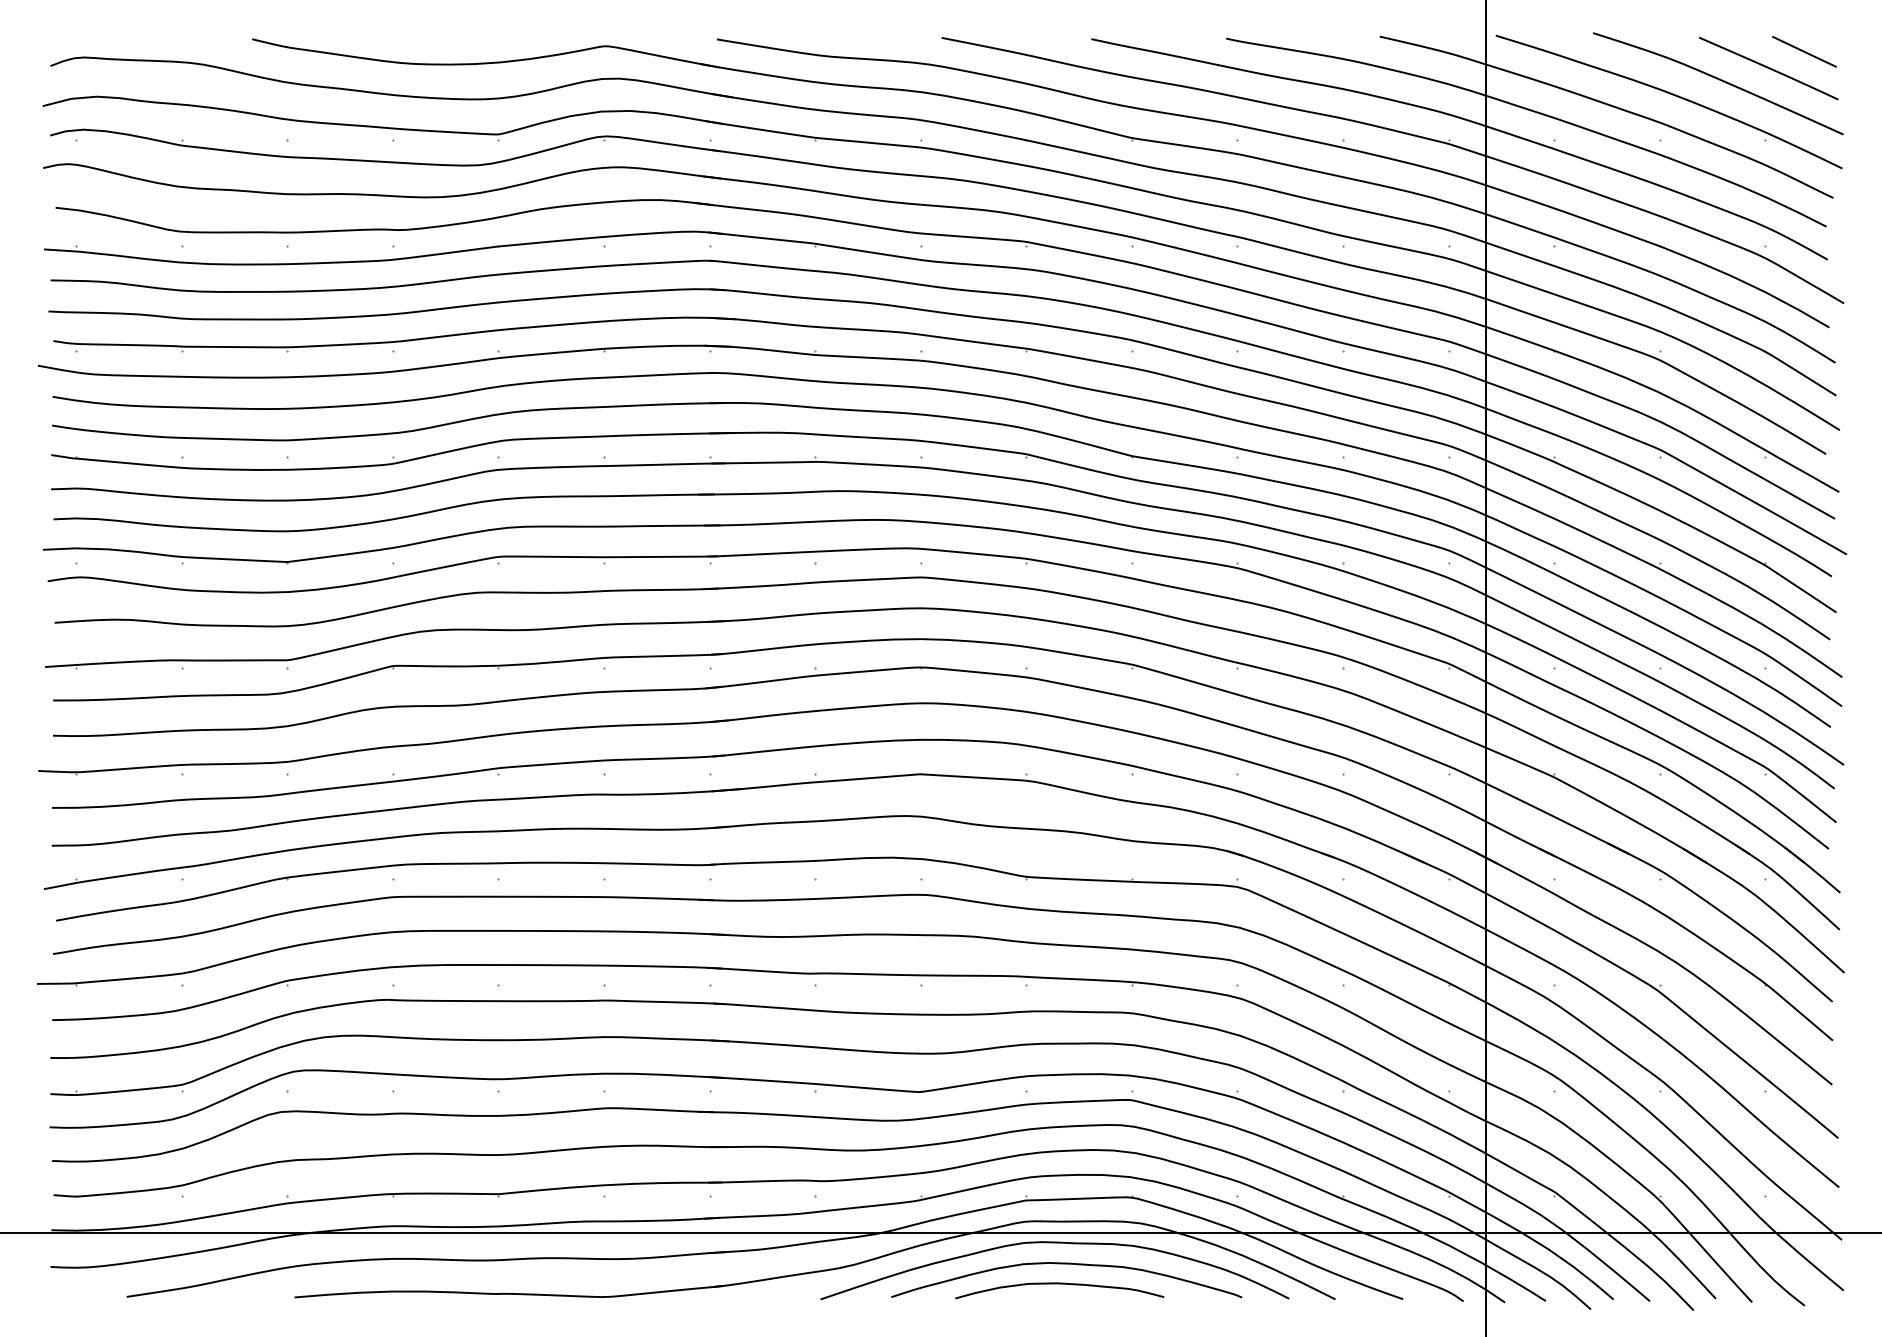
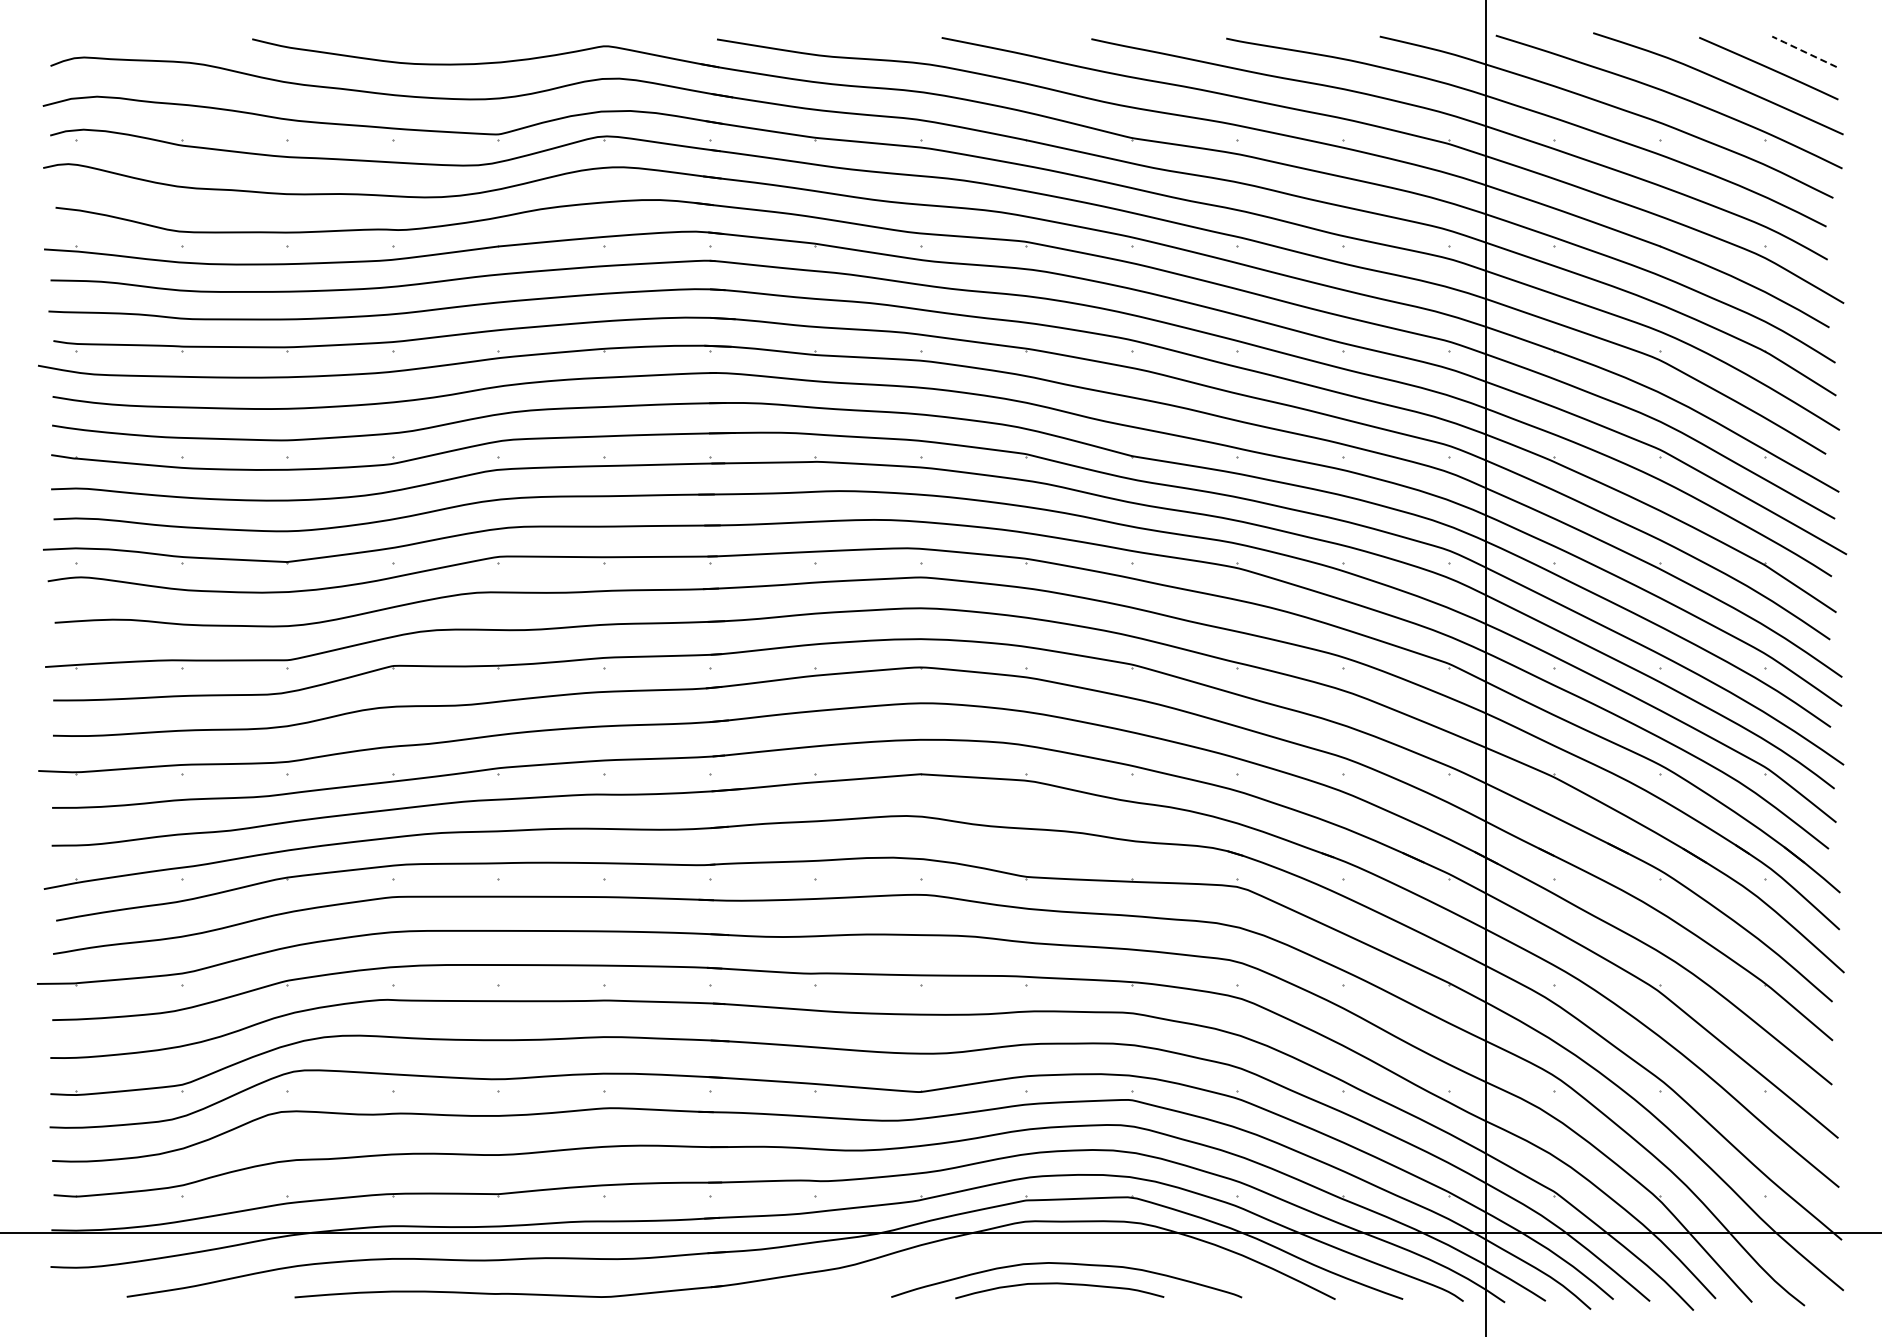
line: solid -> dashed (1803, 51)
curve: present -> none (1054, 1243)
